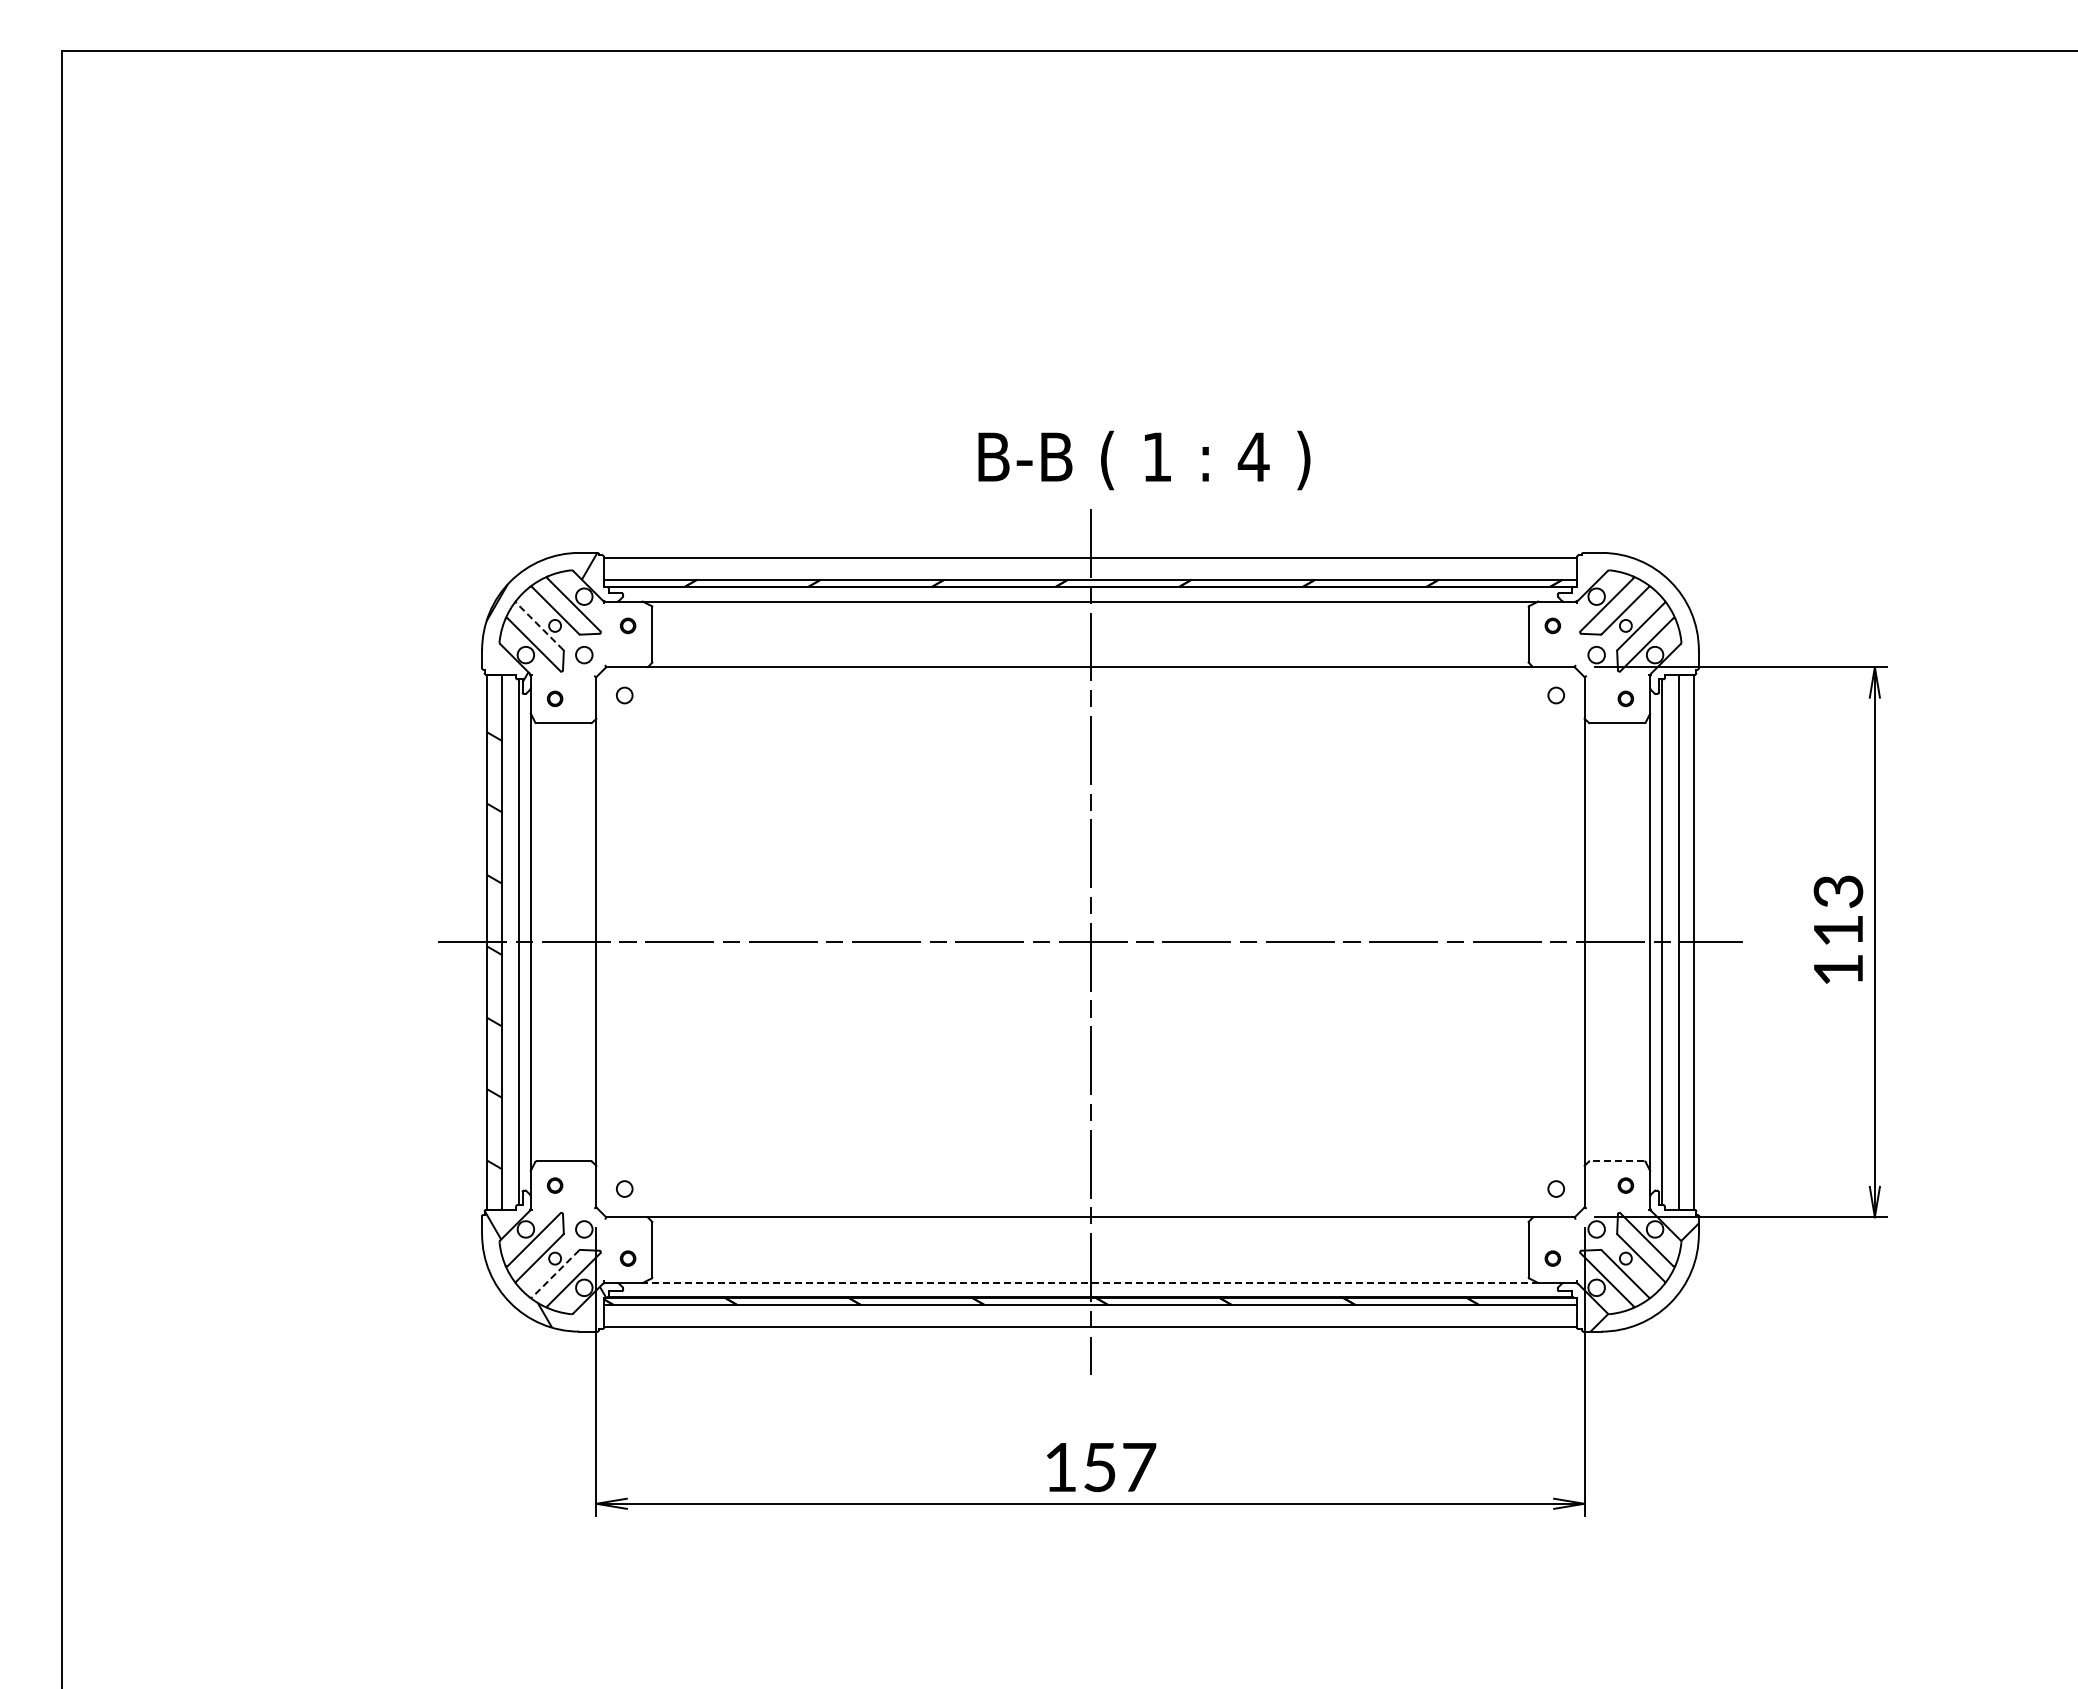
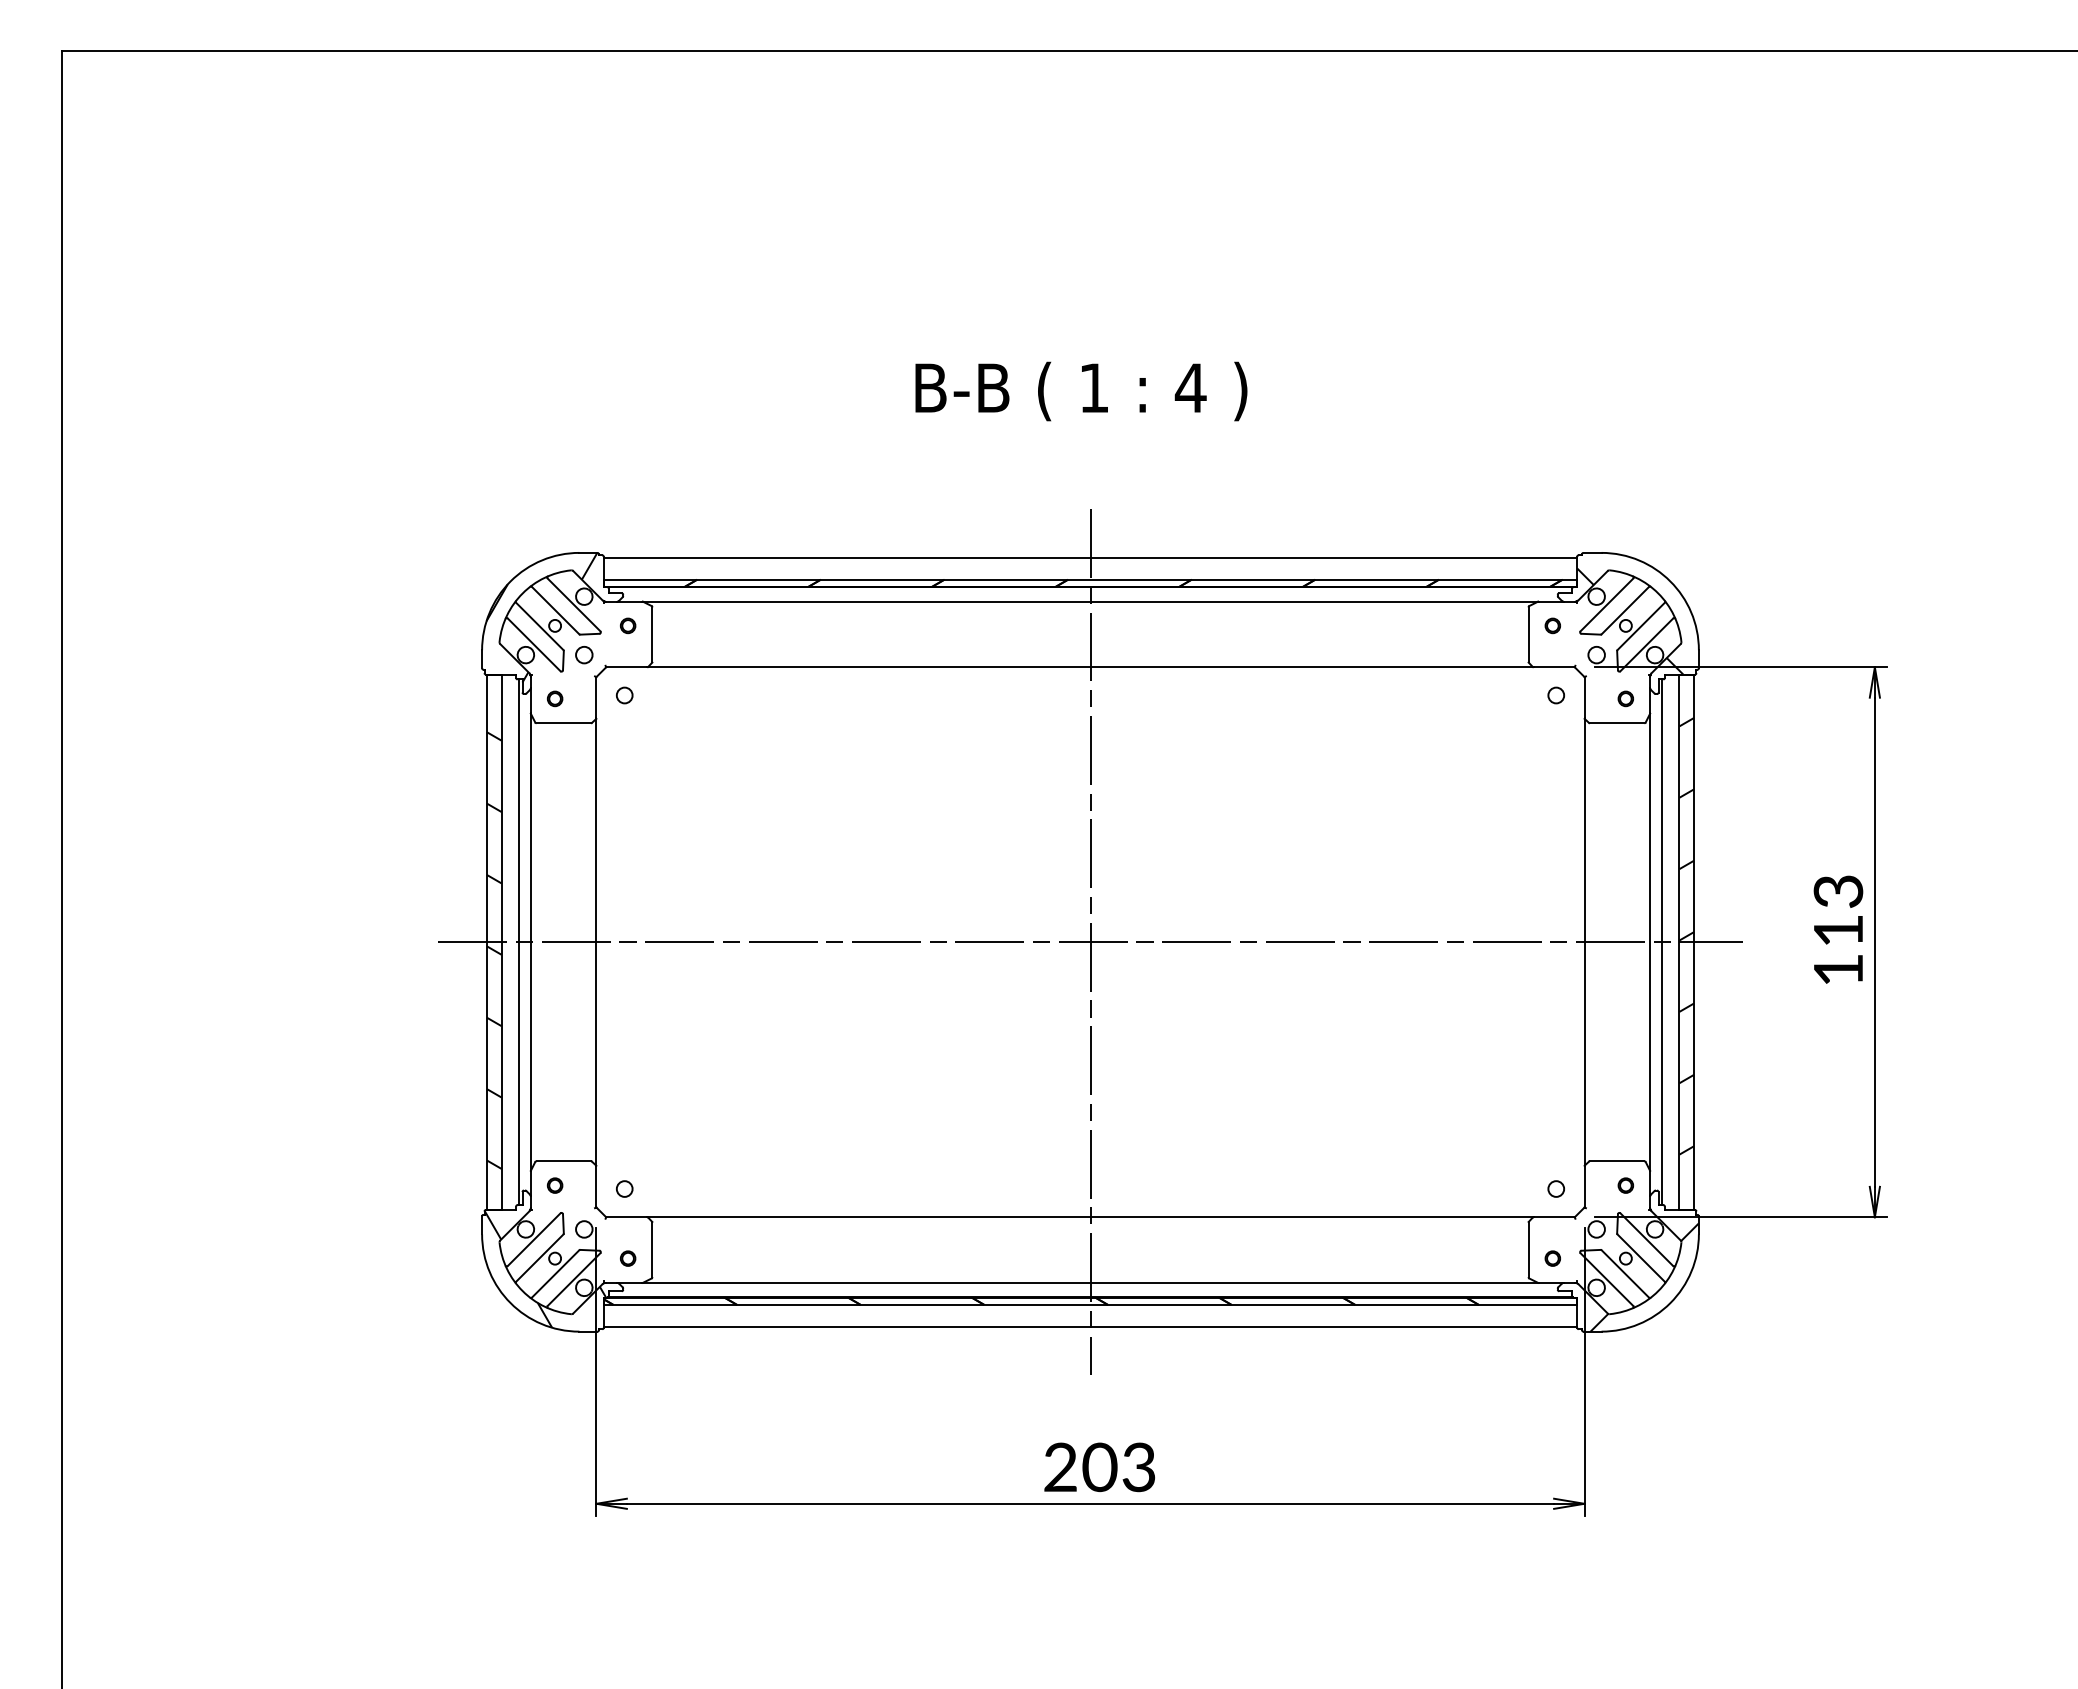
text position: (1144, 460) -> (1081, 391) (1081, 391)
hatch: none -> present (1630, 621)
line: dashed -> solid (539, 626)
hatch: none -> present (1686, 935)
line: dashed -> solid (1616, 1161)
line: dashed -> solid (555, 1274)
line: dashed -> solid (1089, 1282)
text: 157 -> 203 (1100, 1467)
